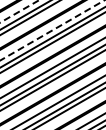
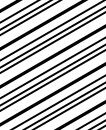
line: dashed -> solid (20, 11)
line: dashed -> solid (52, 30)
